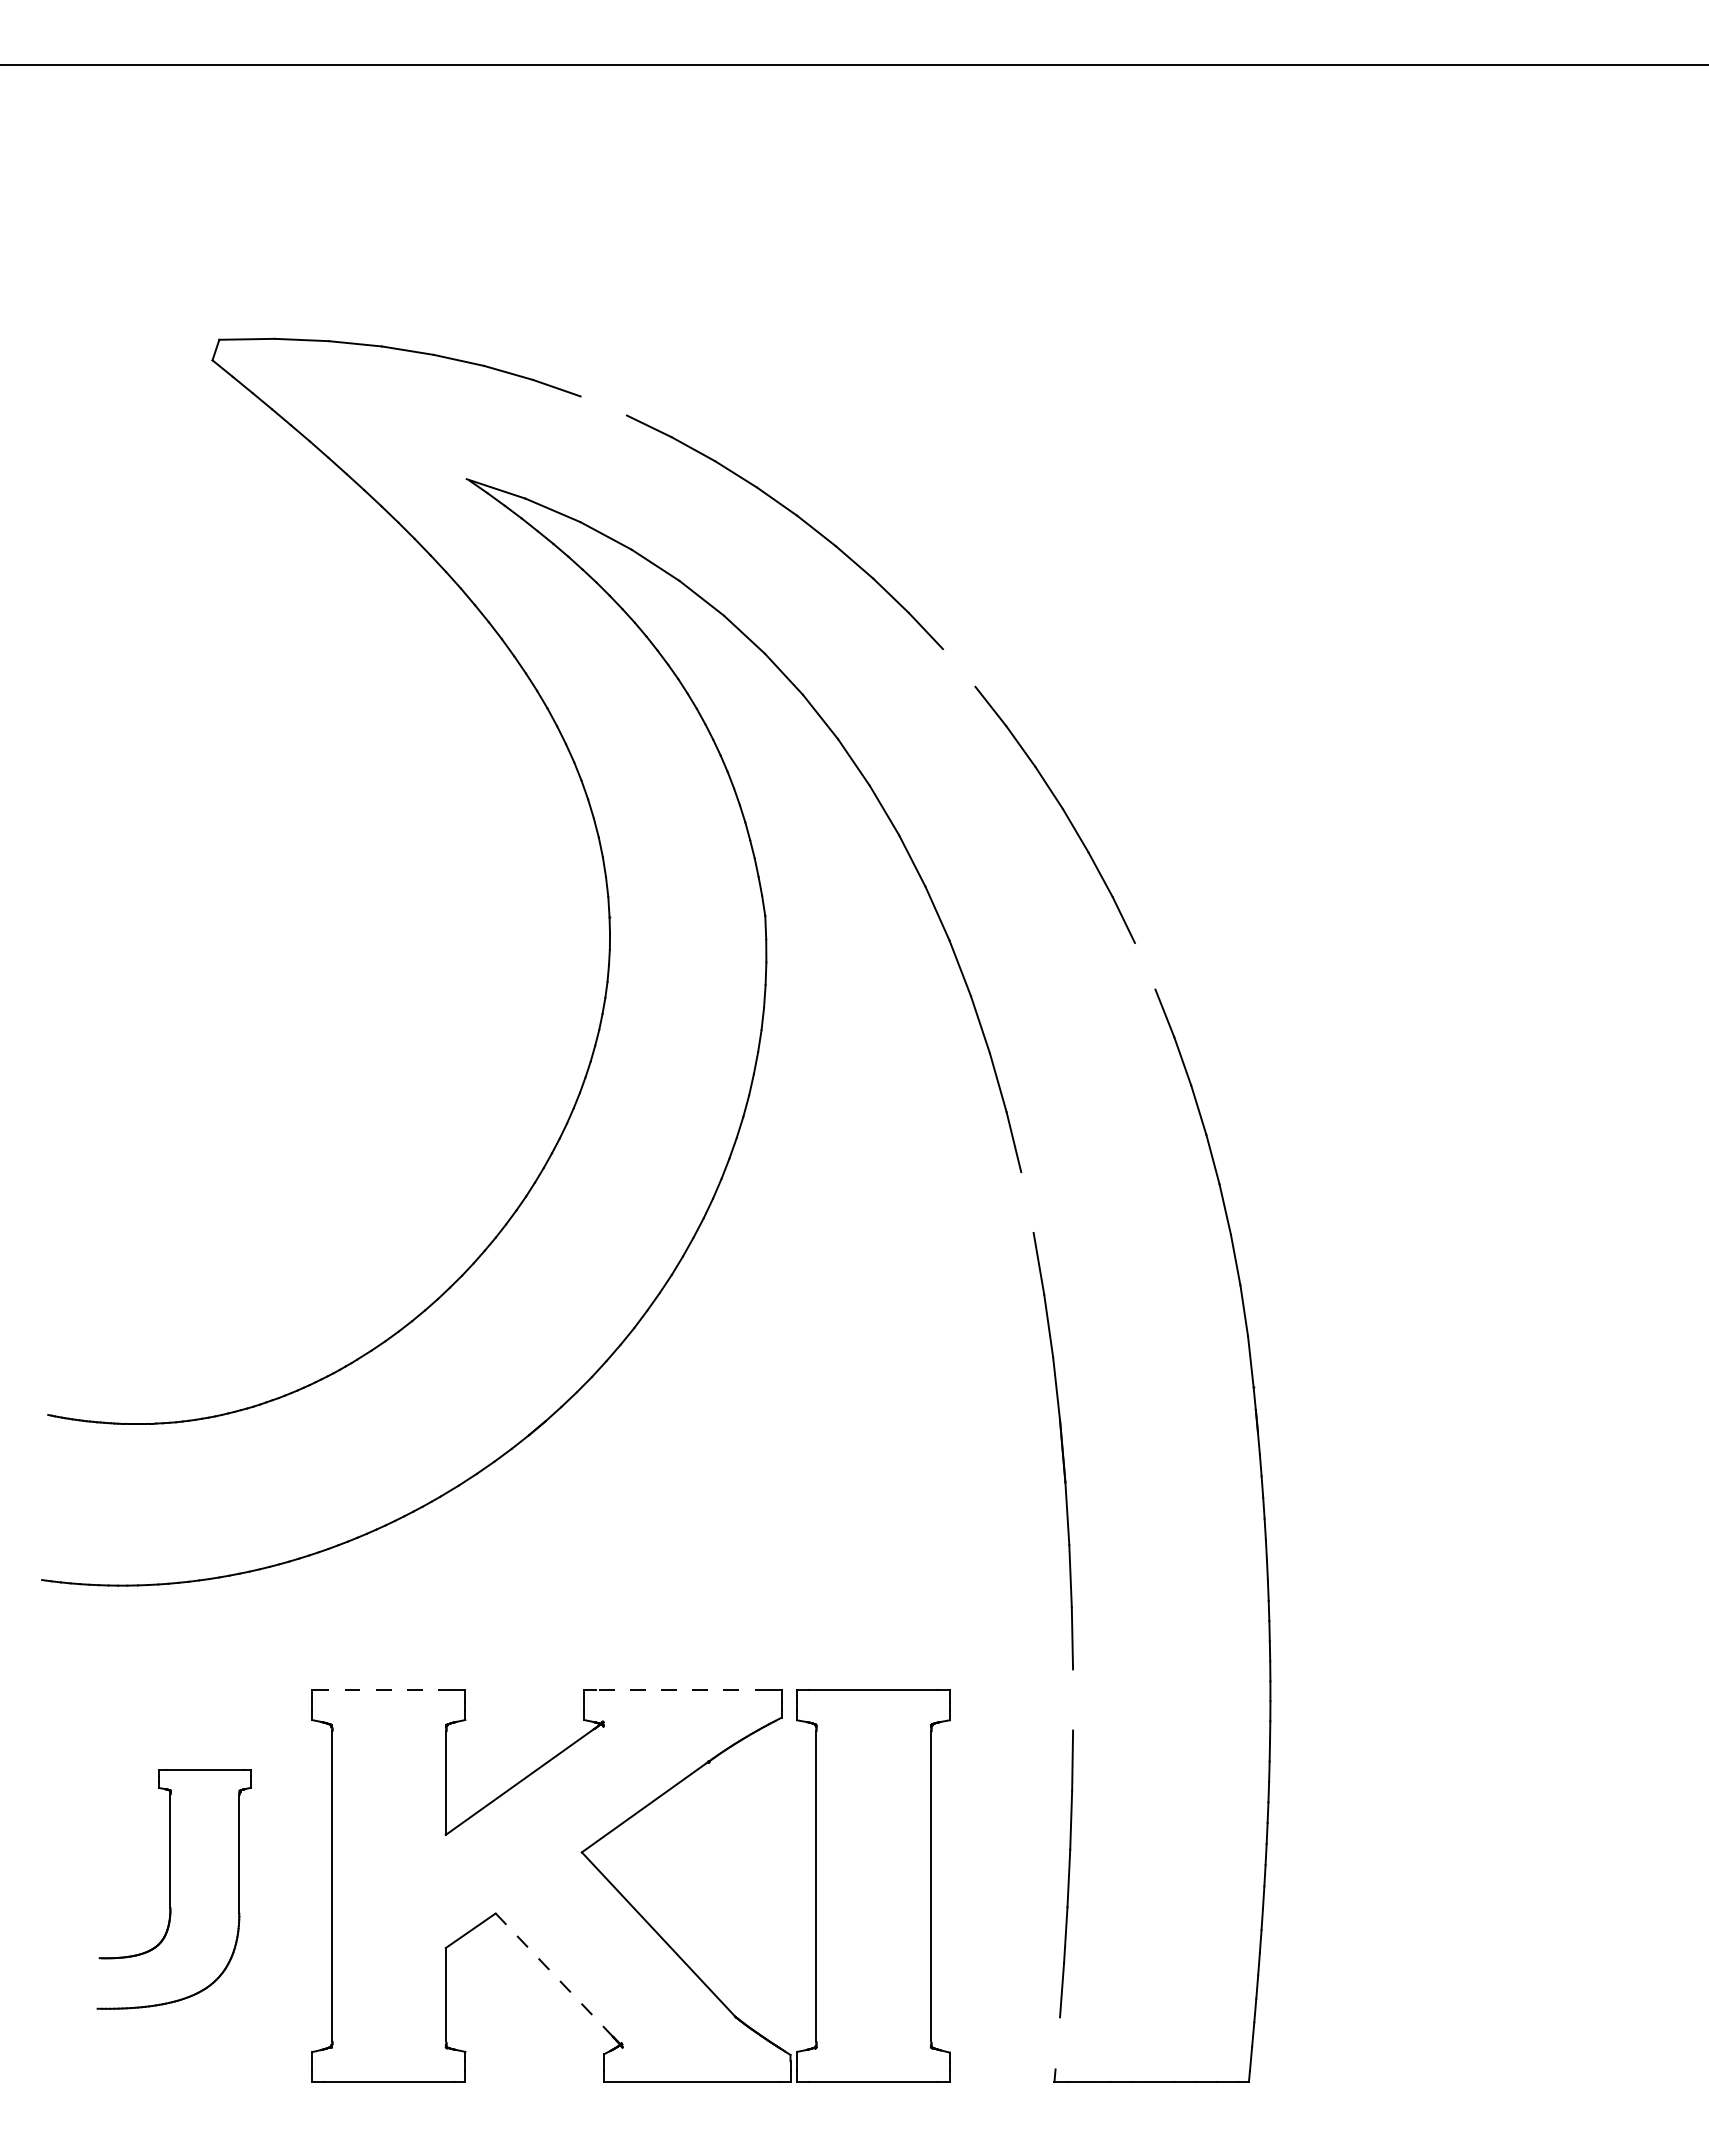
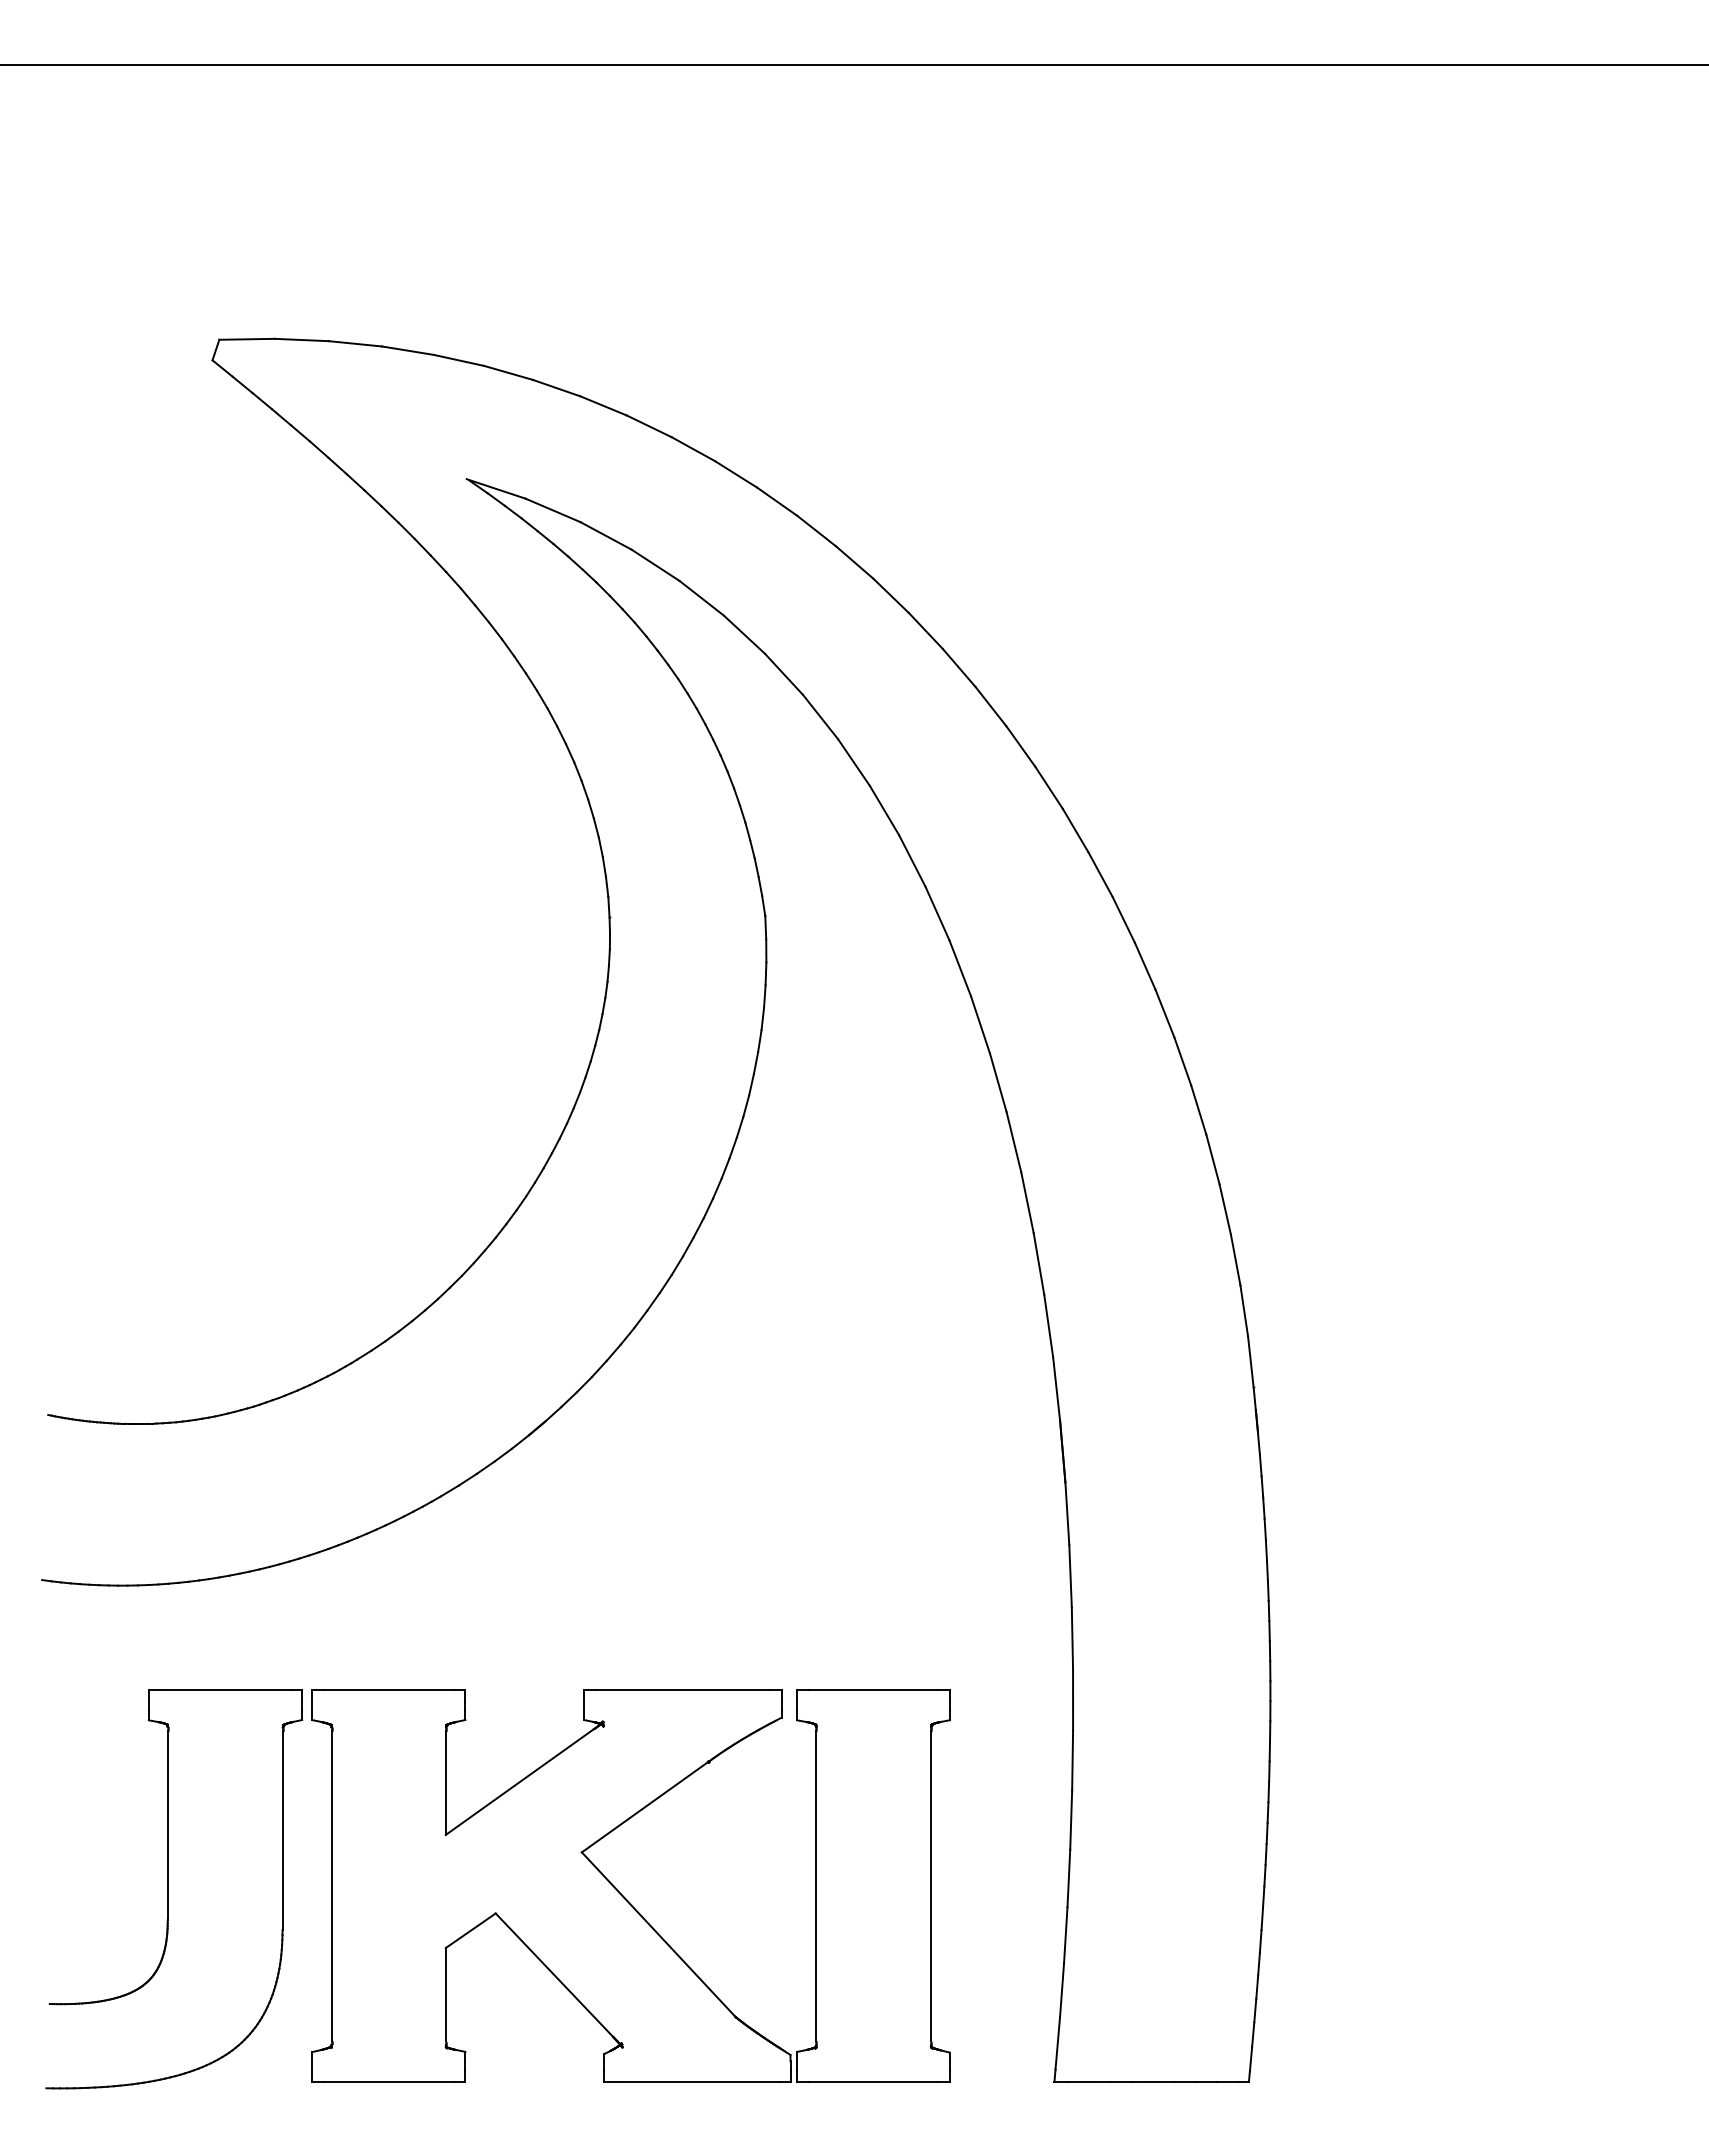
line: none -> present (603, 405)
line: none -> present (958, 667)
line: none -> present (1144, 965)
line: none -> present (1027, 1202)
line: dashed -> solid (388, 1690)
line: dashed -> solid (682, 1690)
line: none -> present (1073, 1699)
part size: 156x241 px -> 259x401 px (174, 1889)
line: dashed -> solid (554, 1975)
line: none -> present (1057, 2043)
